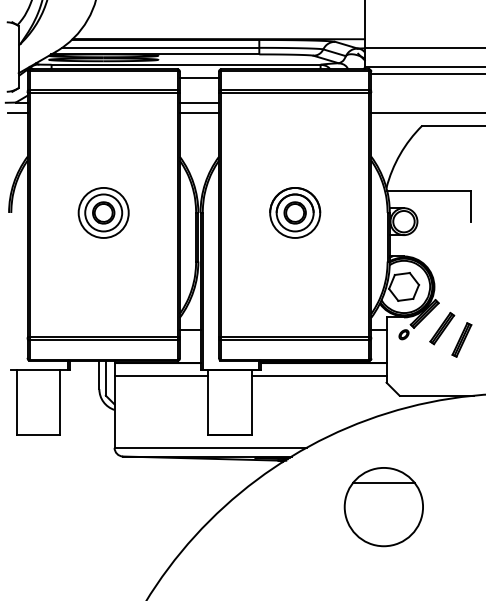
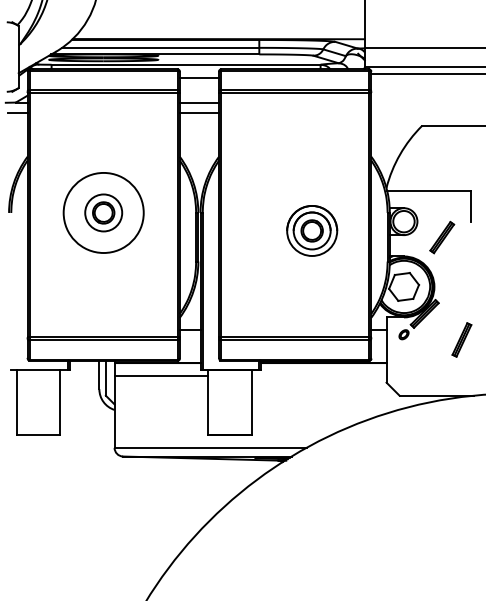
line: present -> none (426, 112)
circle diameter: 50 px -> 80 px (103, 212)
part position: (295, 212) -> (312, 230) (312, 230)
part position: (442, 328) -> (442, 237) (442, 237)
line: present -> none (318, 376)
part: present -> none (383, 507)
